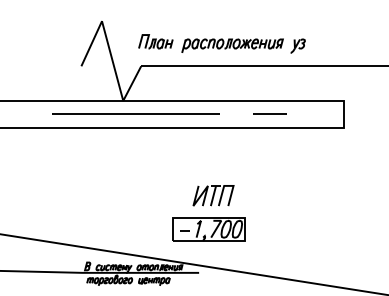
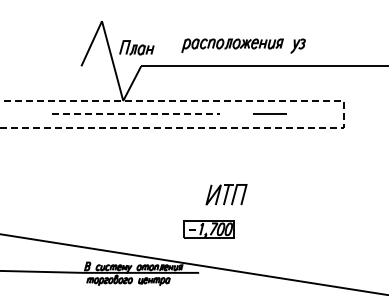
part position: (155, 41) -> (136, 47) (136, 47)
line: solid -> dashed (343, 113)
line: solid -> dashed (136, 114)
part position: (213, 195) -> (226, 194) (226, 194)
part size: 74x25 px -> 52x19 px (208, 229)
